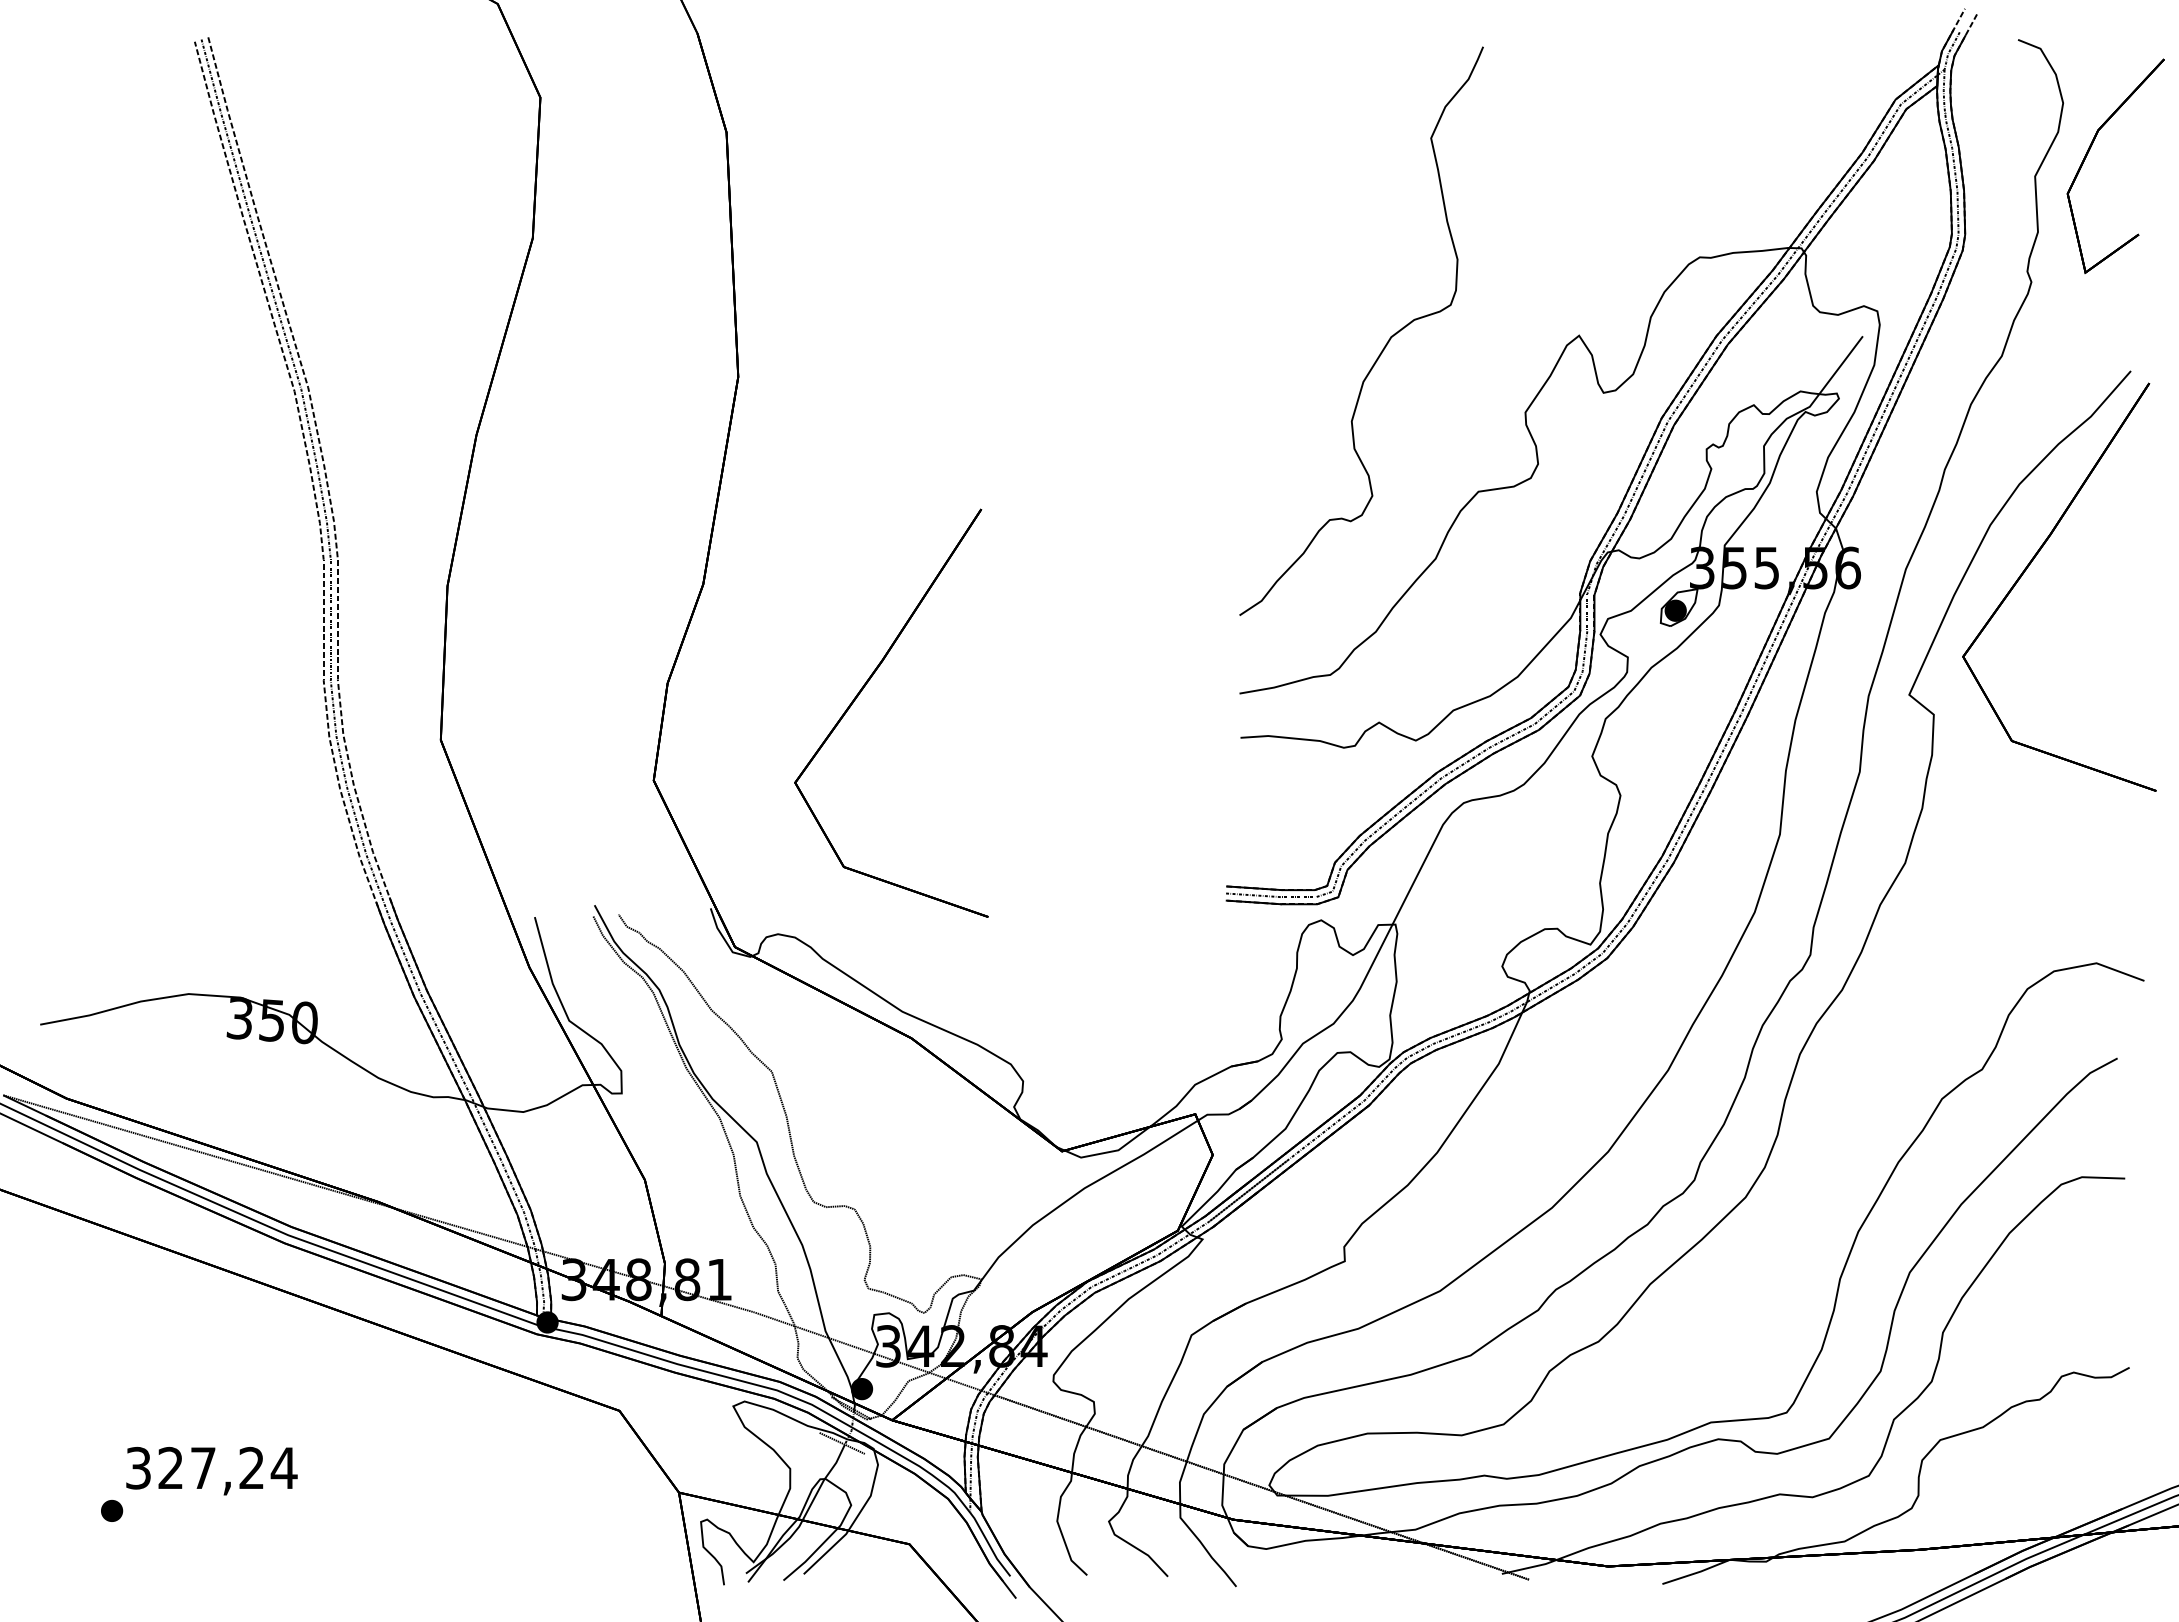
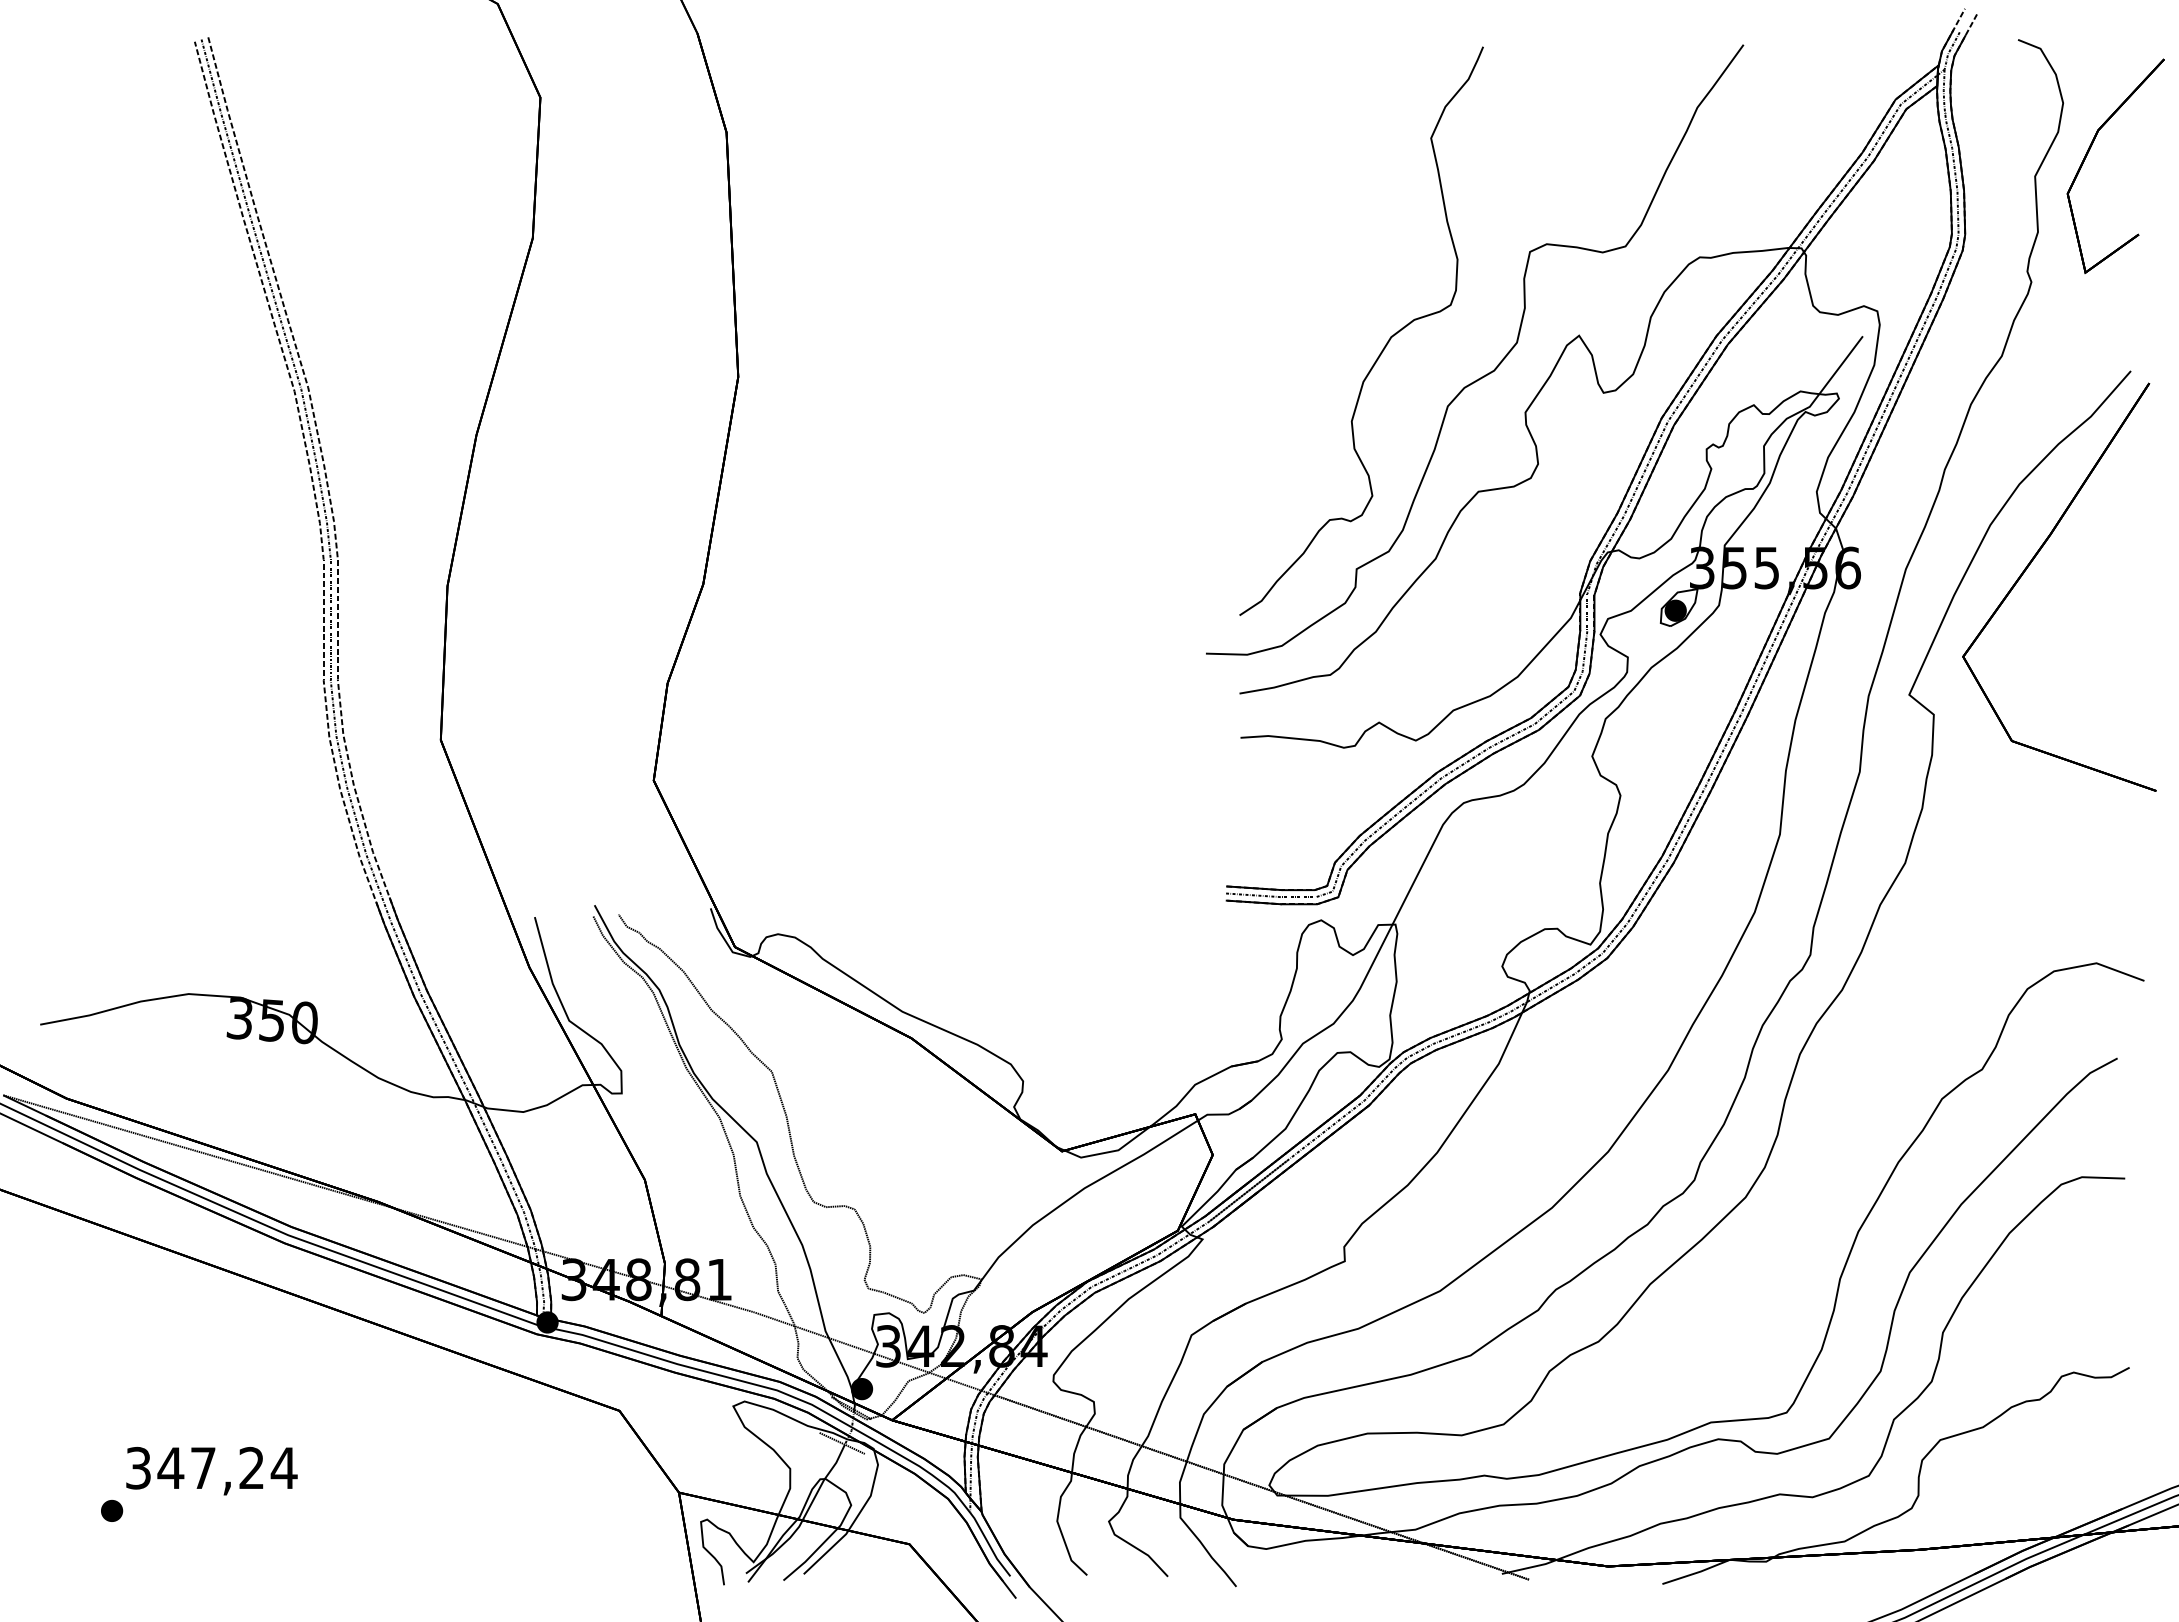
curve: none -> present (1488, 372)
part: present -> none (863, 689)
text: 327,24 -> 347,24 (170, 1467)
